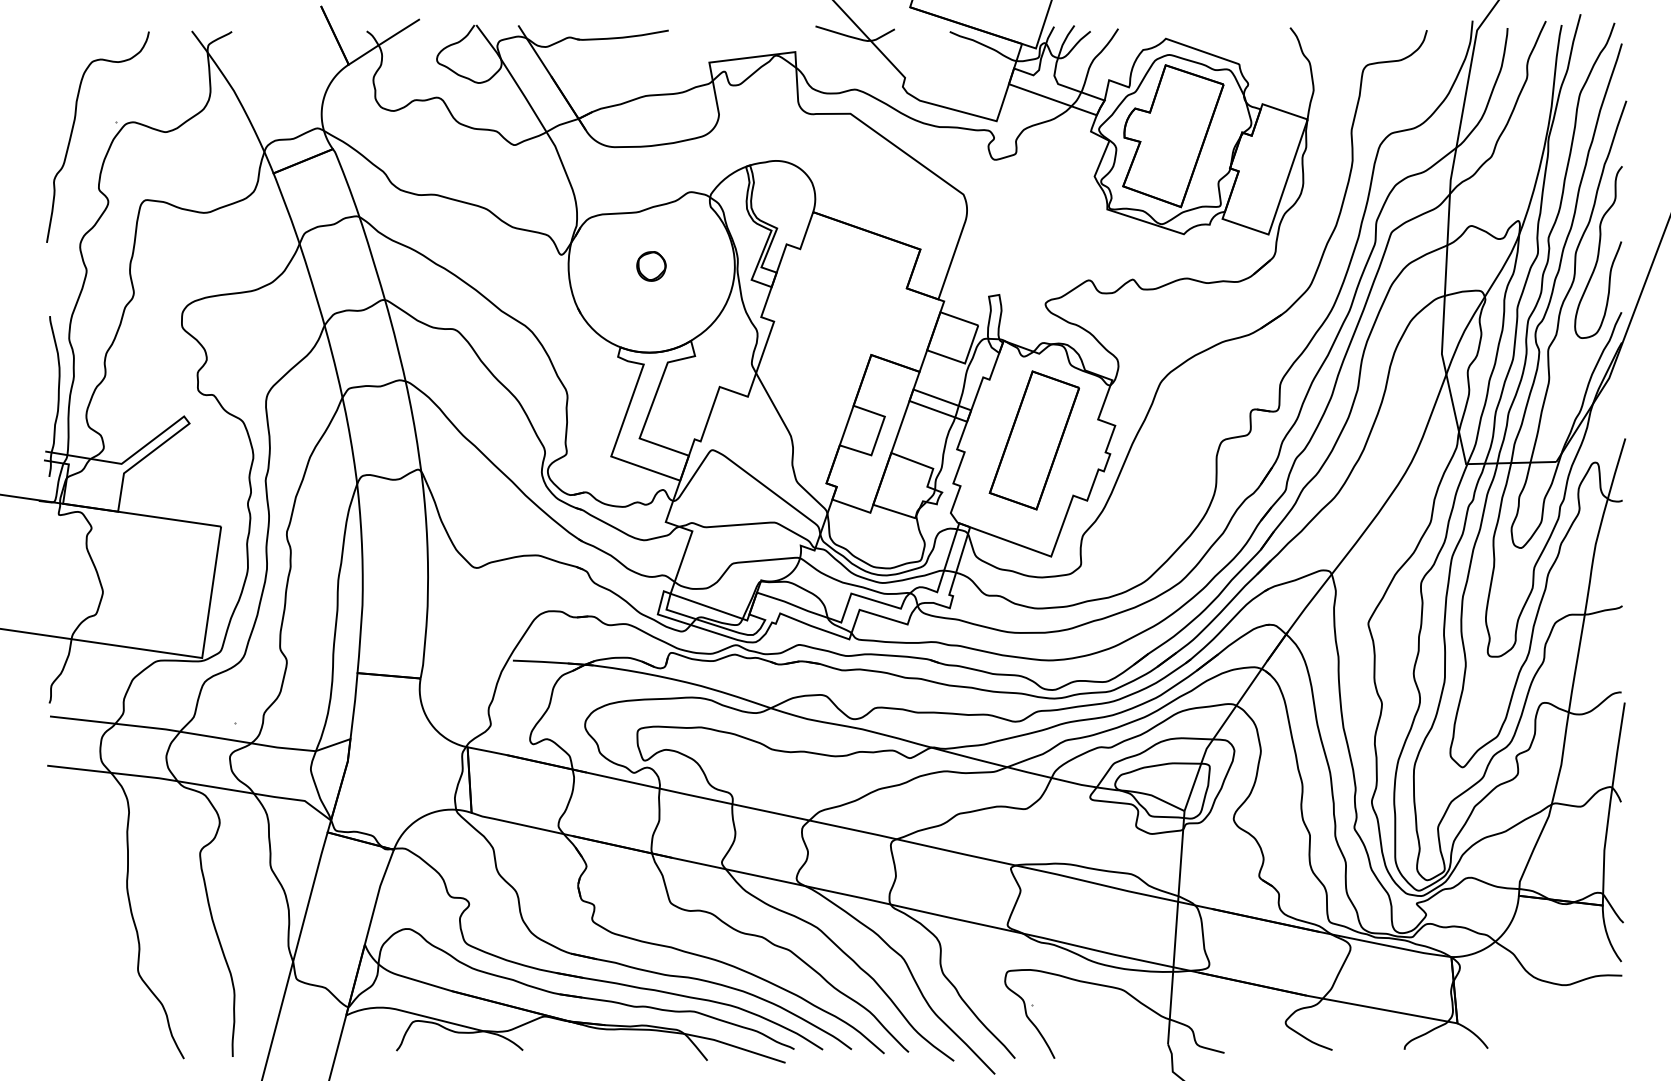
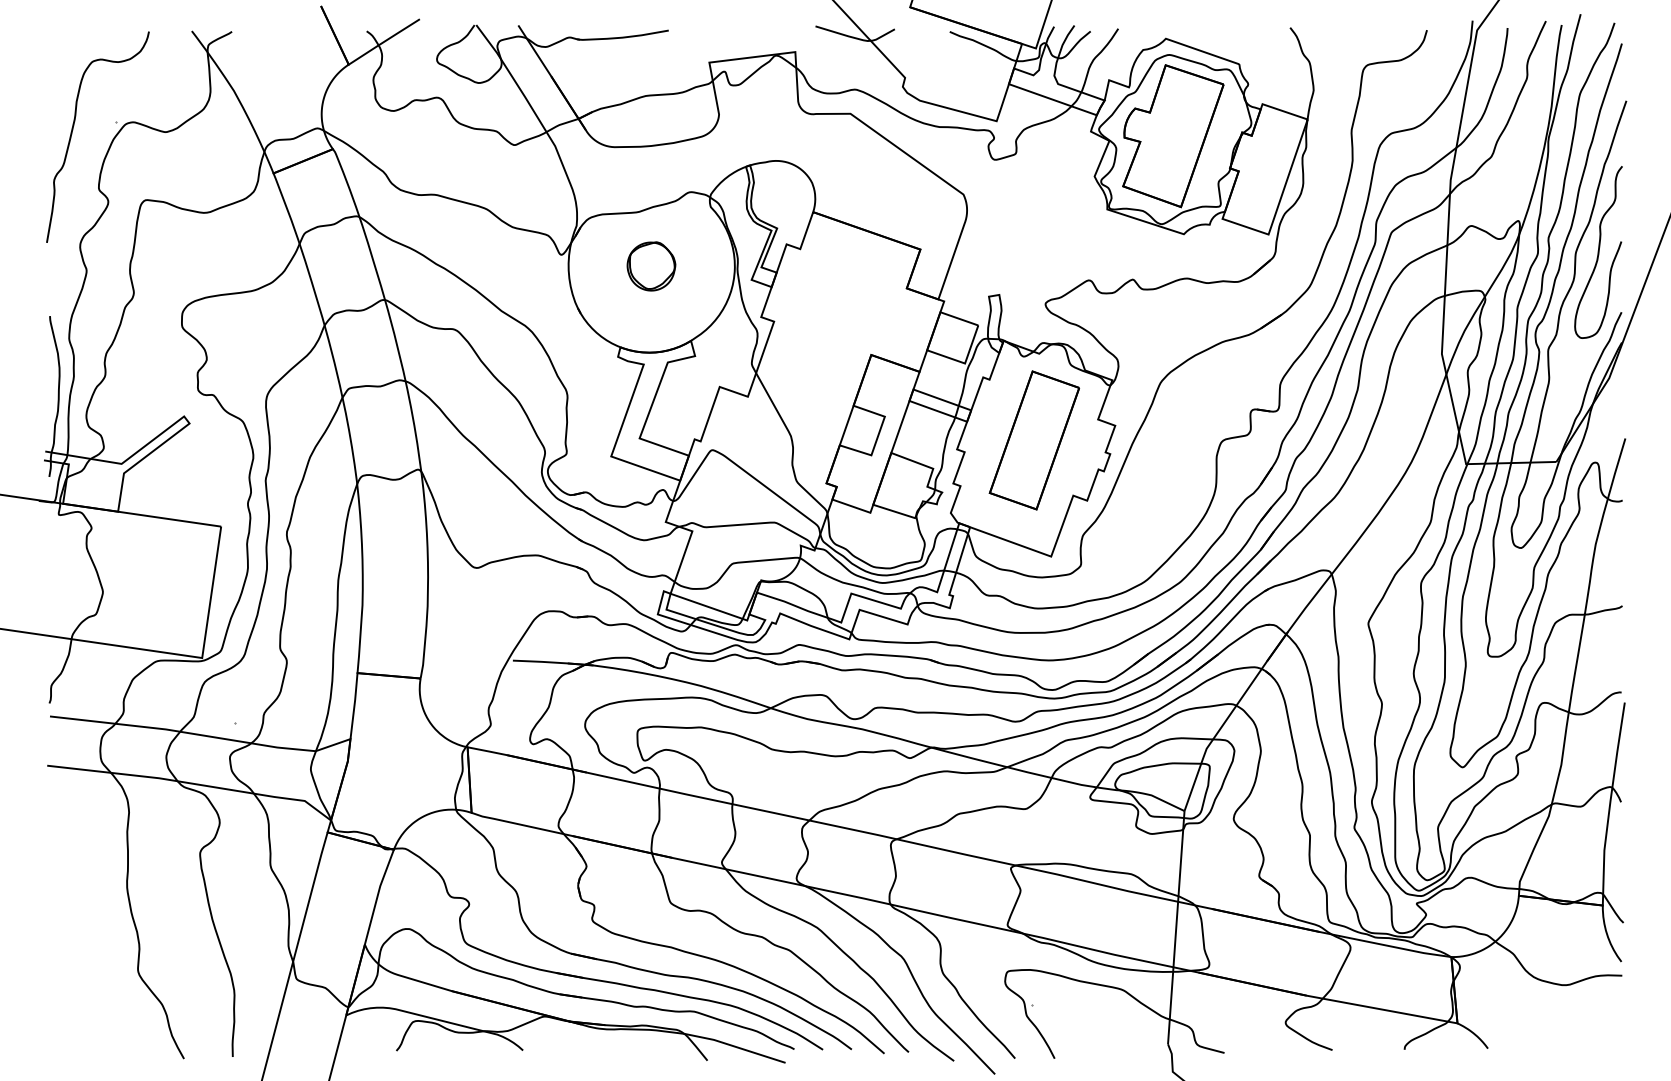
part size: 31x31 px -> 51x51 px (651, 266)
